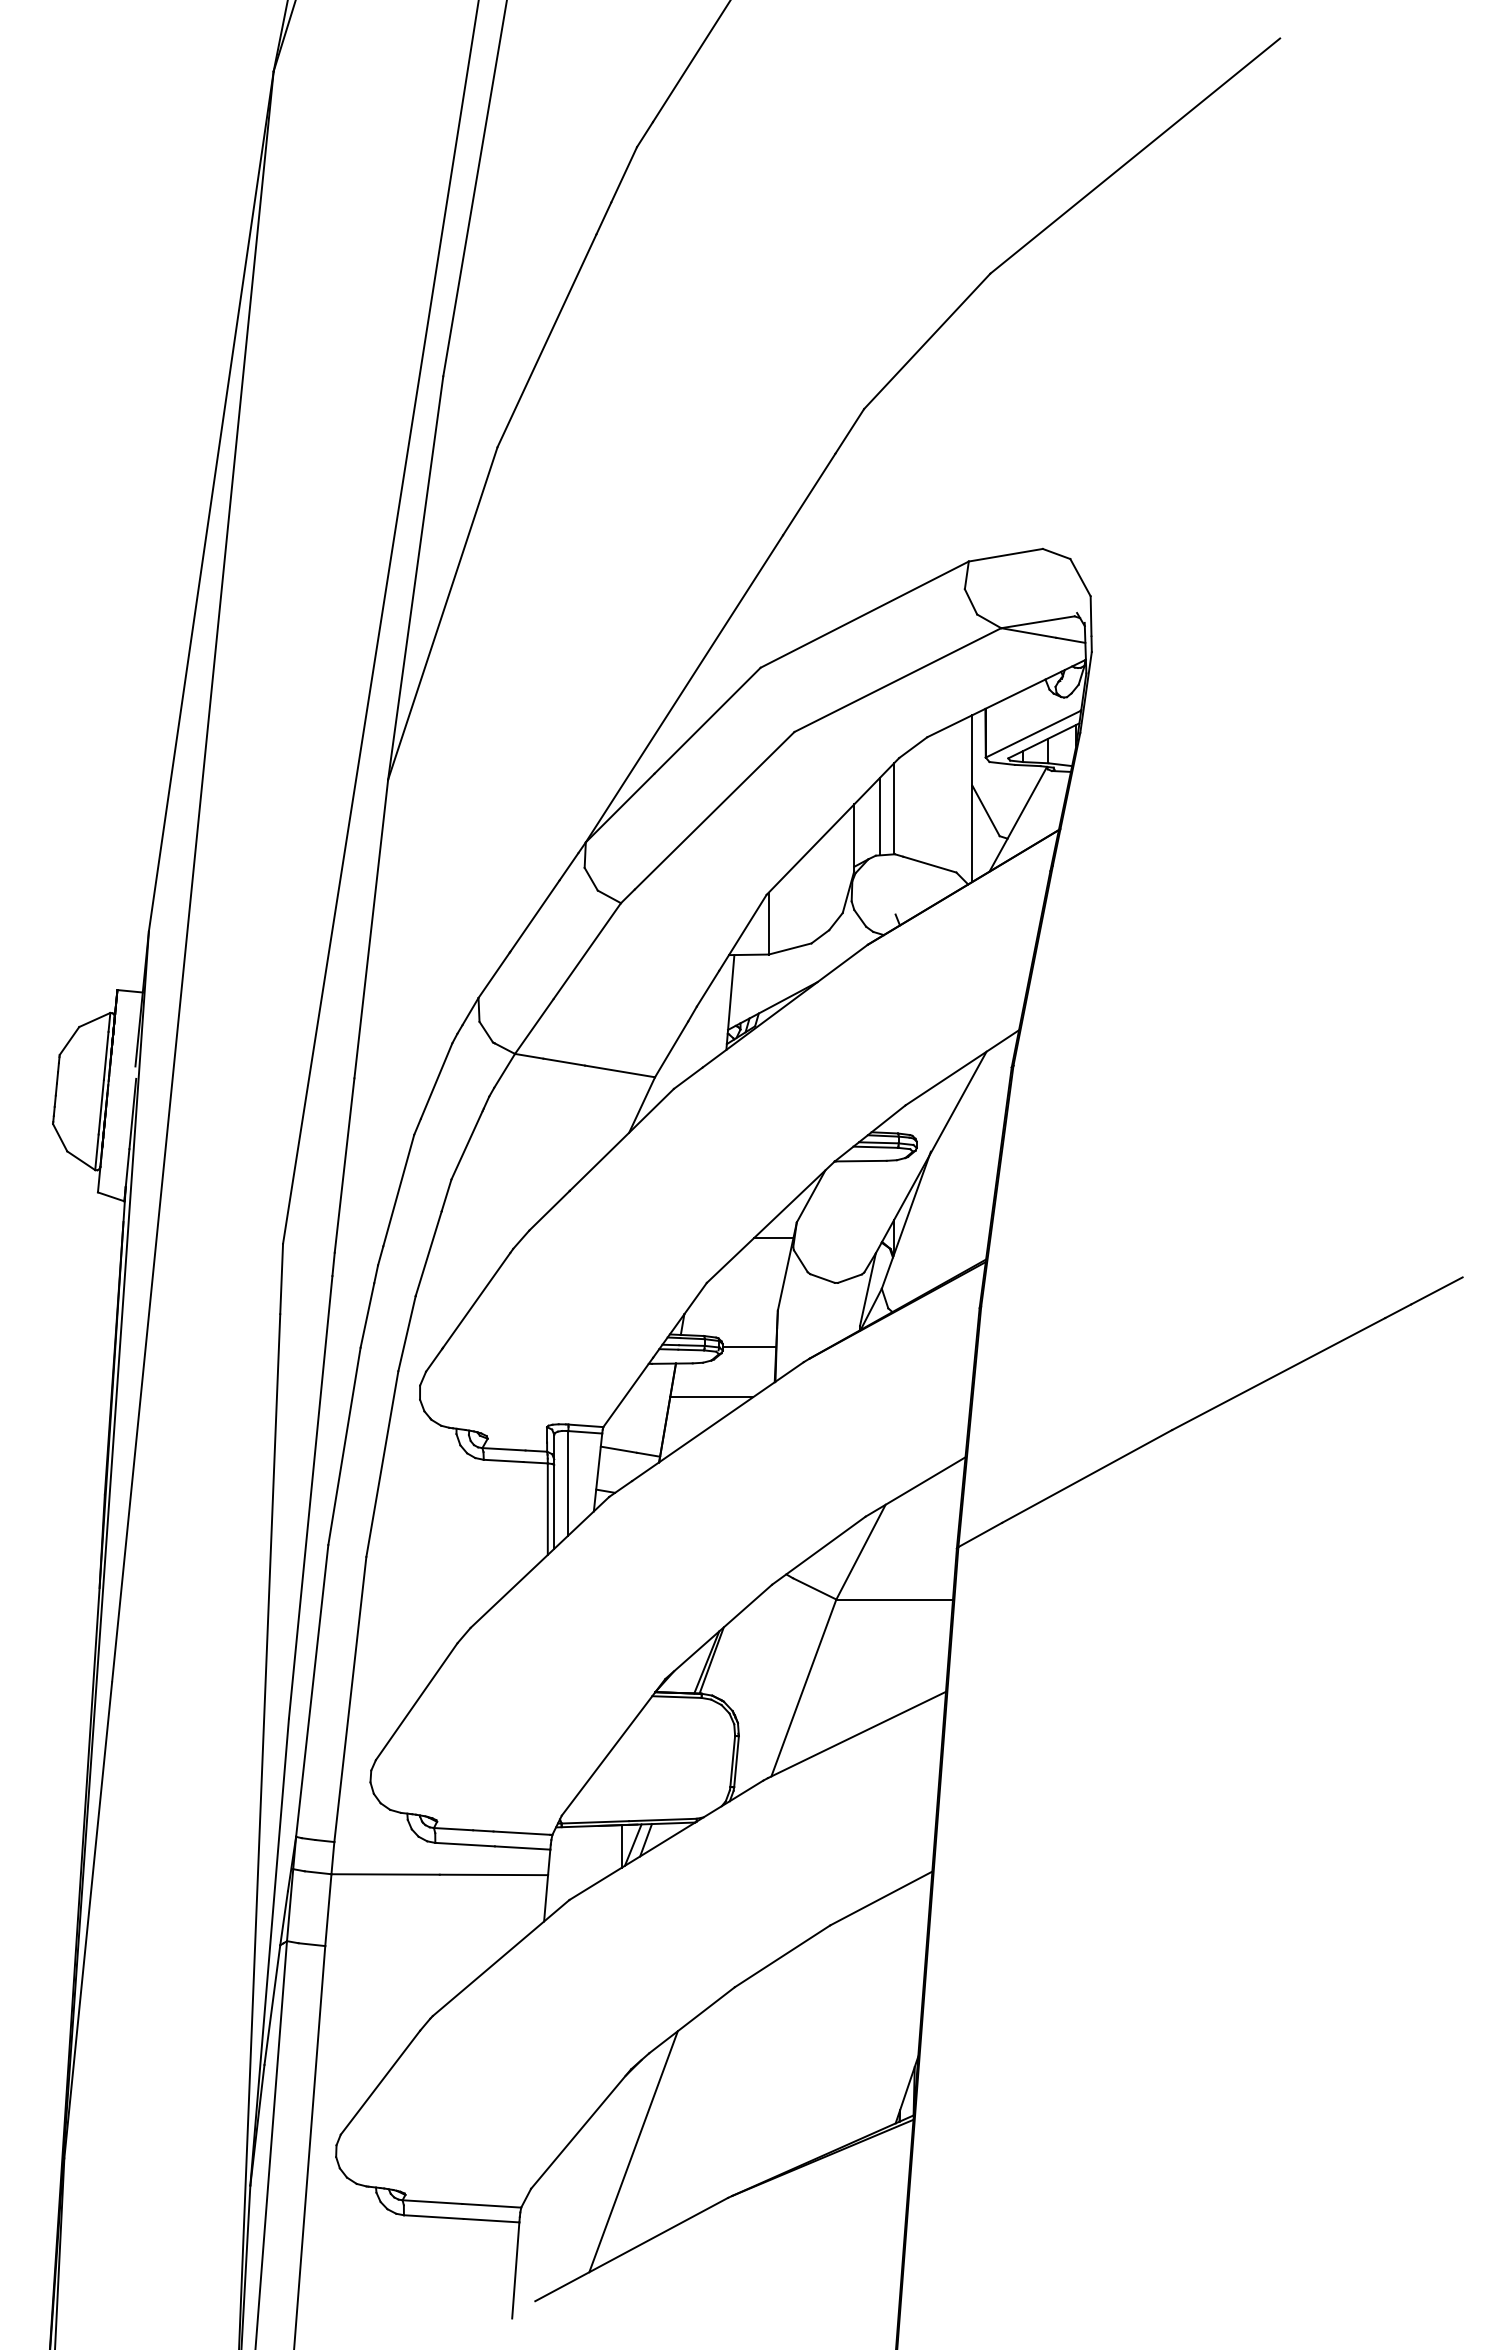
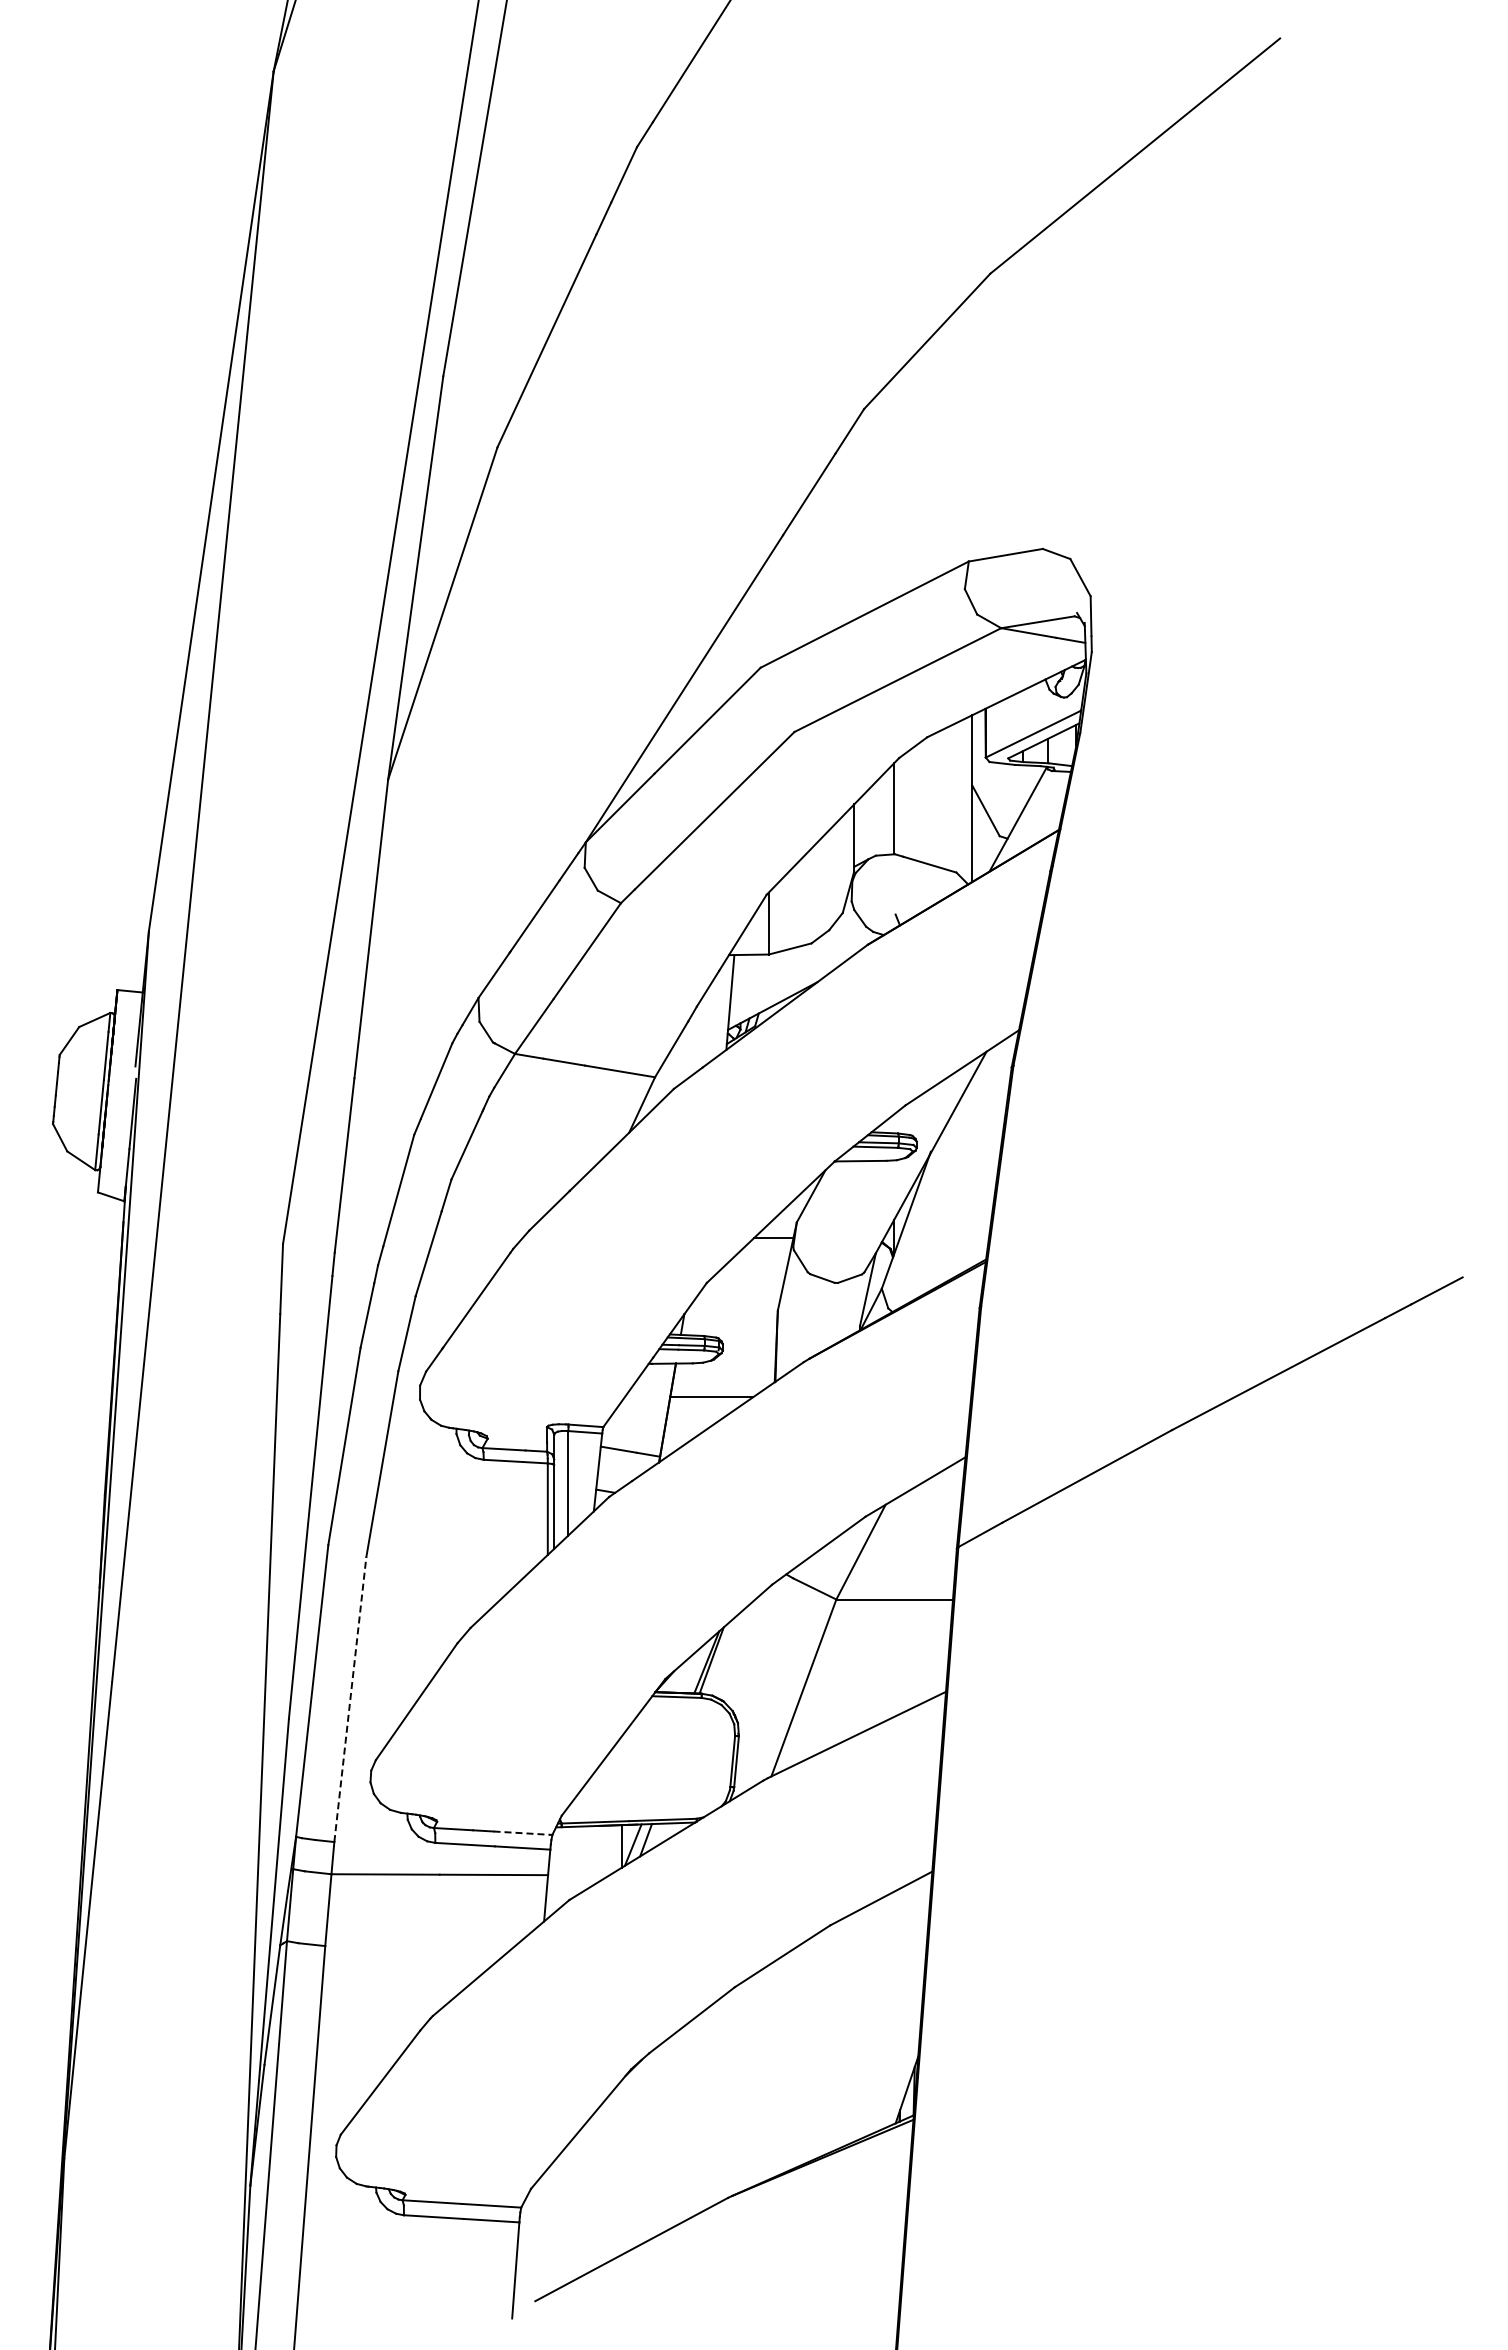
line: present -> none (880, 816)
line: present -> none (749, 1346)
line: solid -> dashed (350, 1699)
line: solid -> dashed (522, 1833)
line: present -> none (633, 2151)
